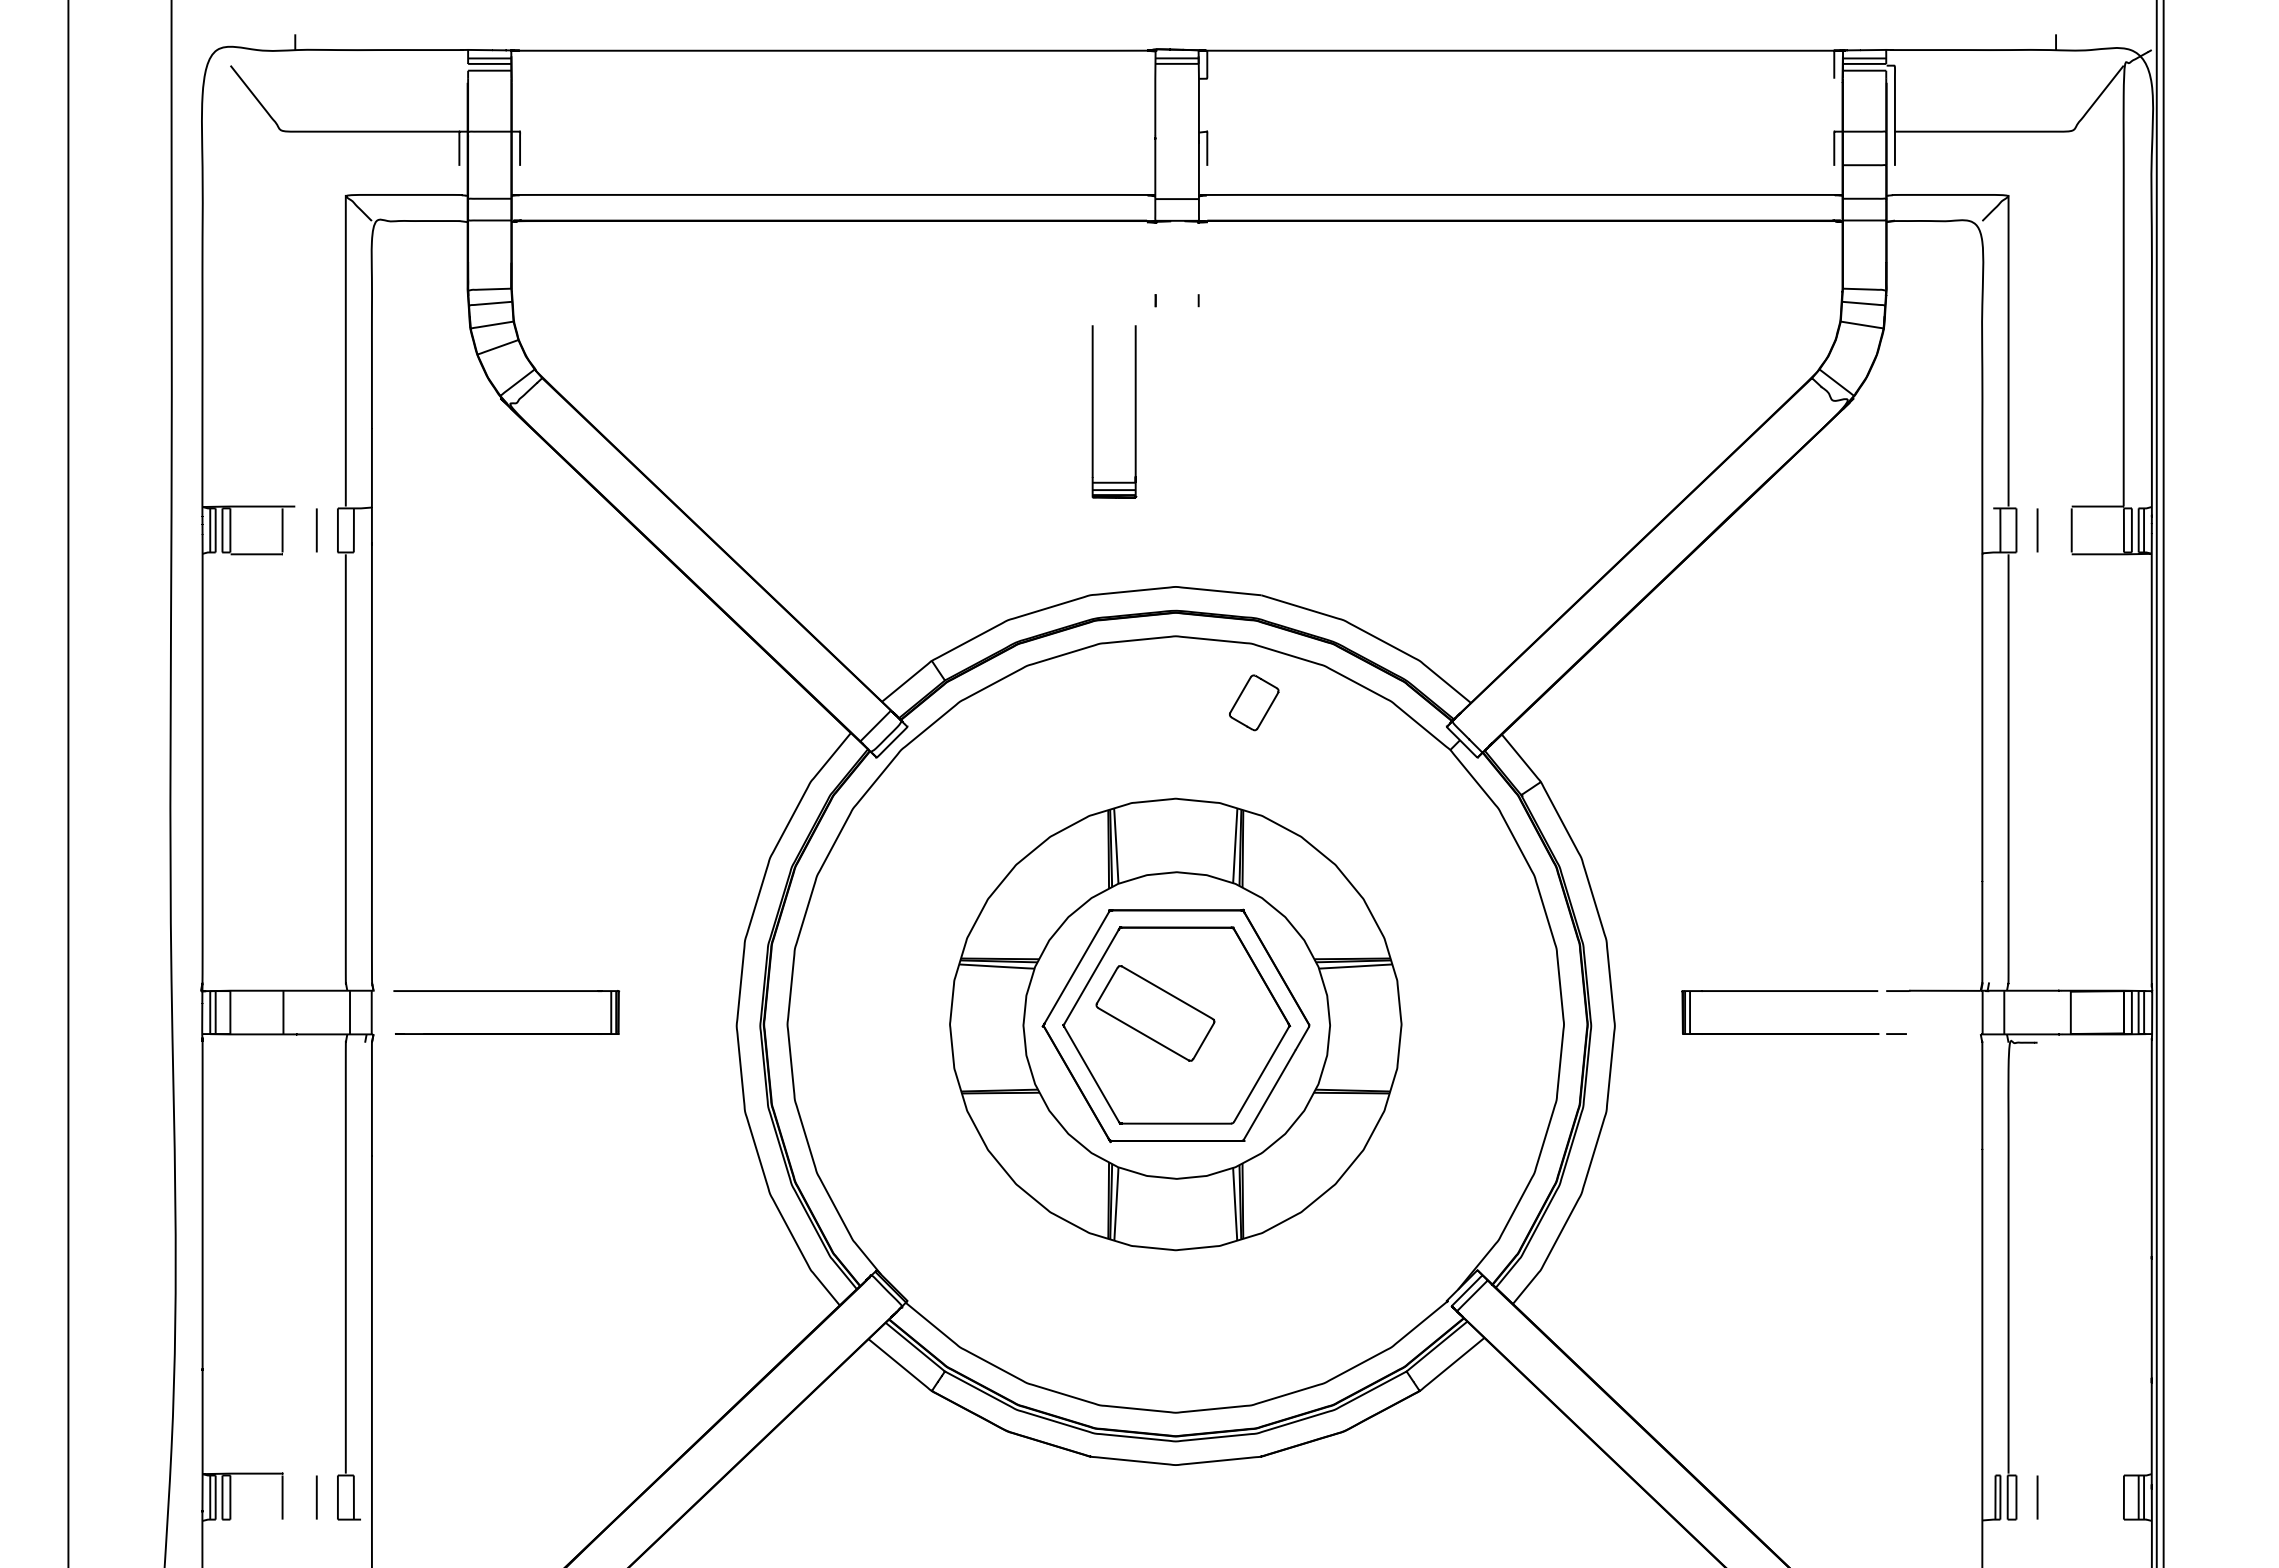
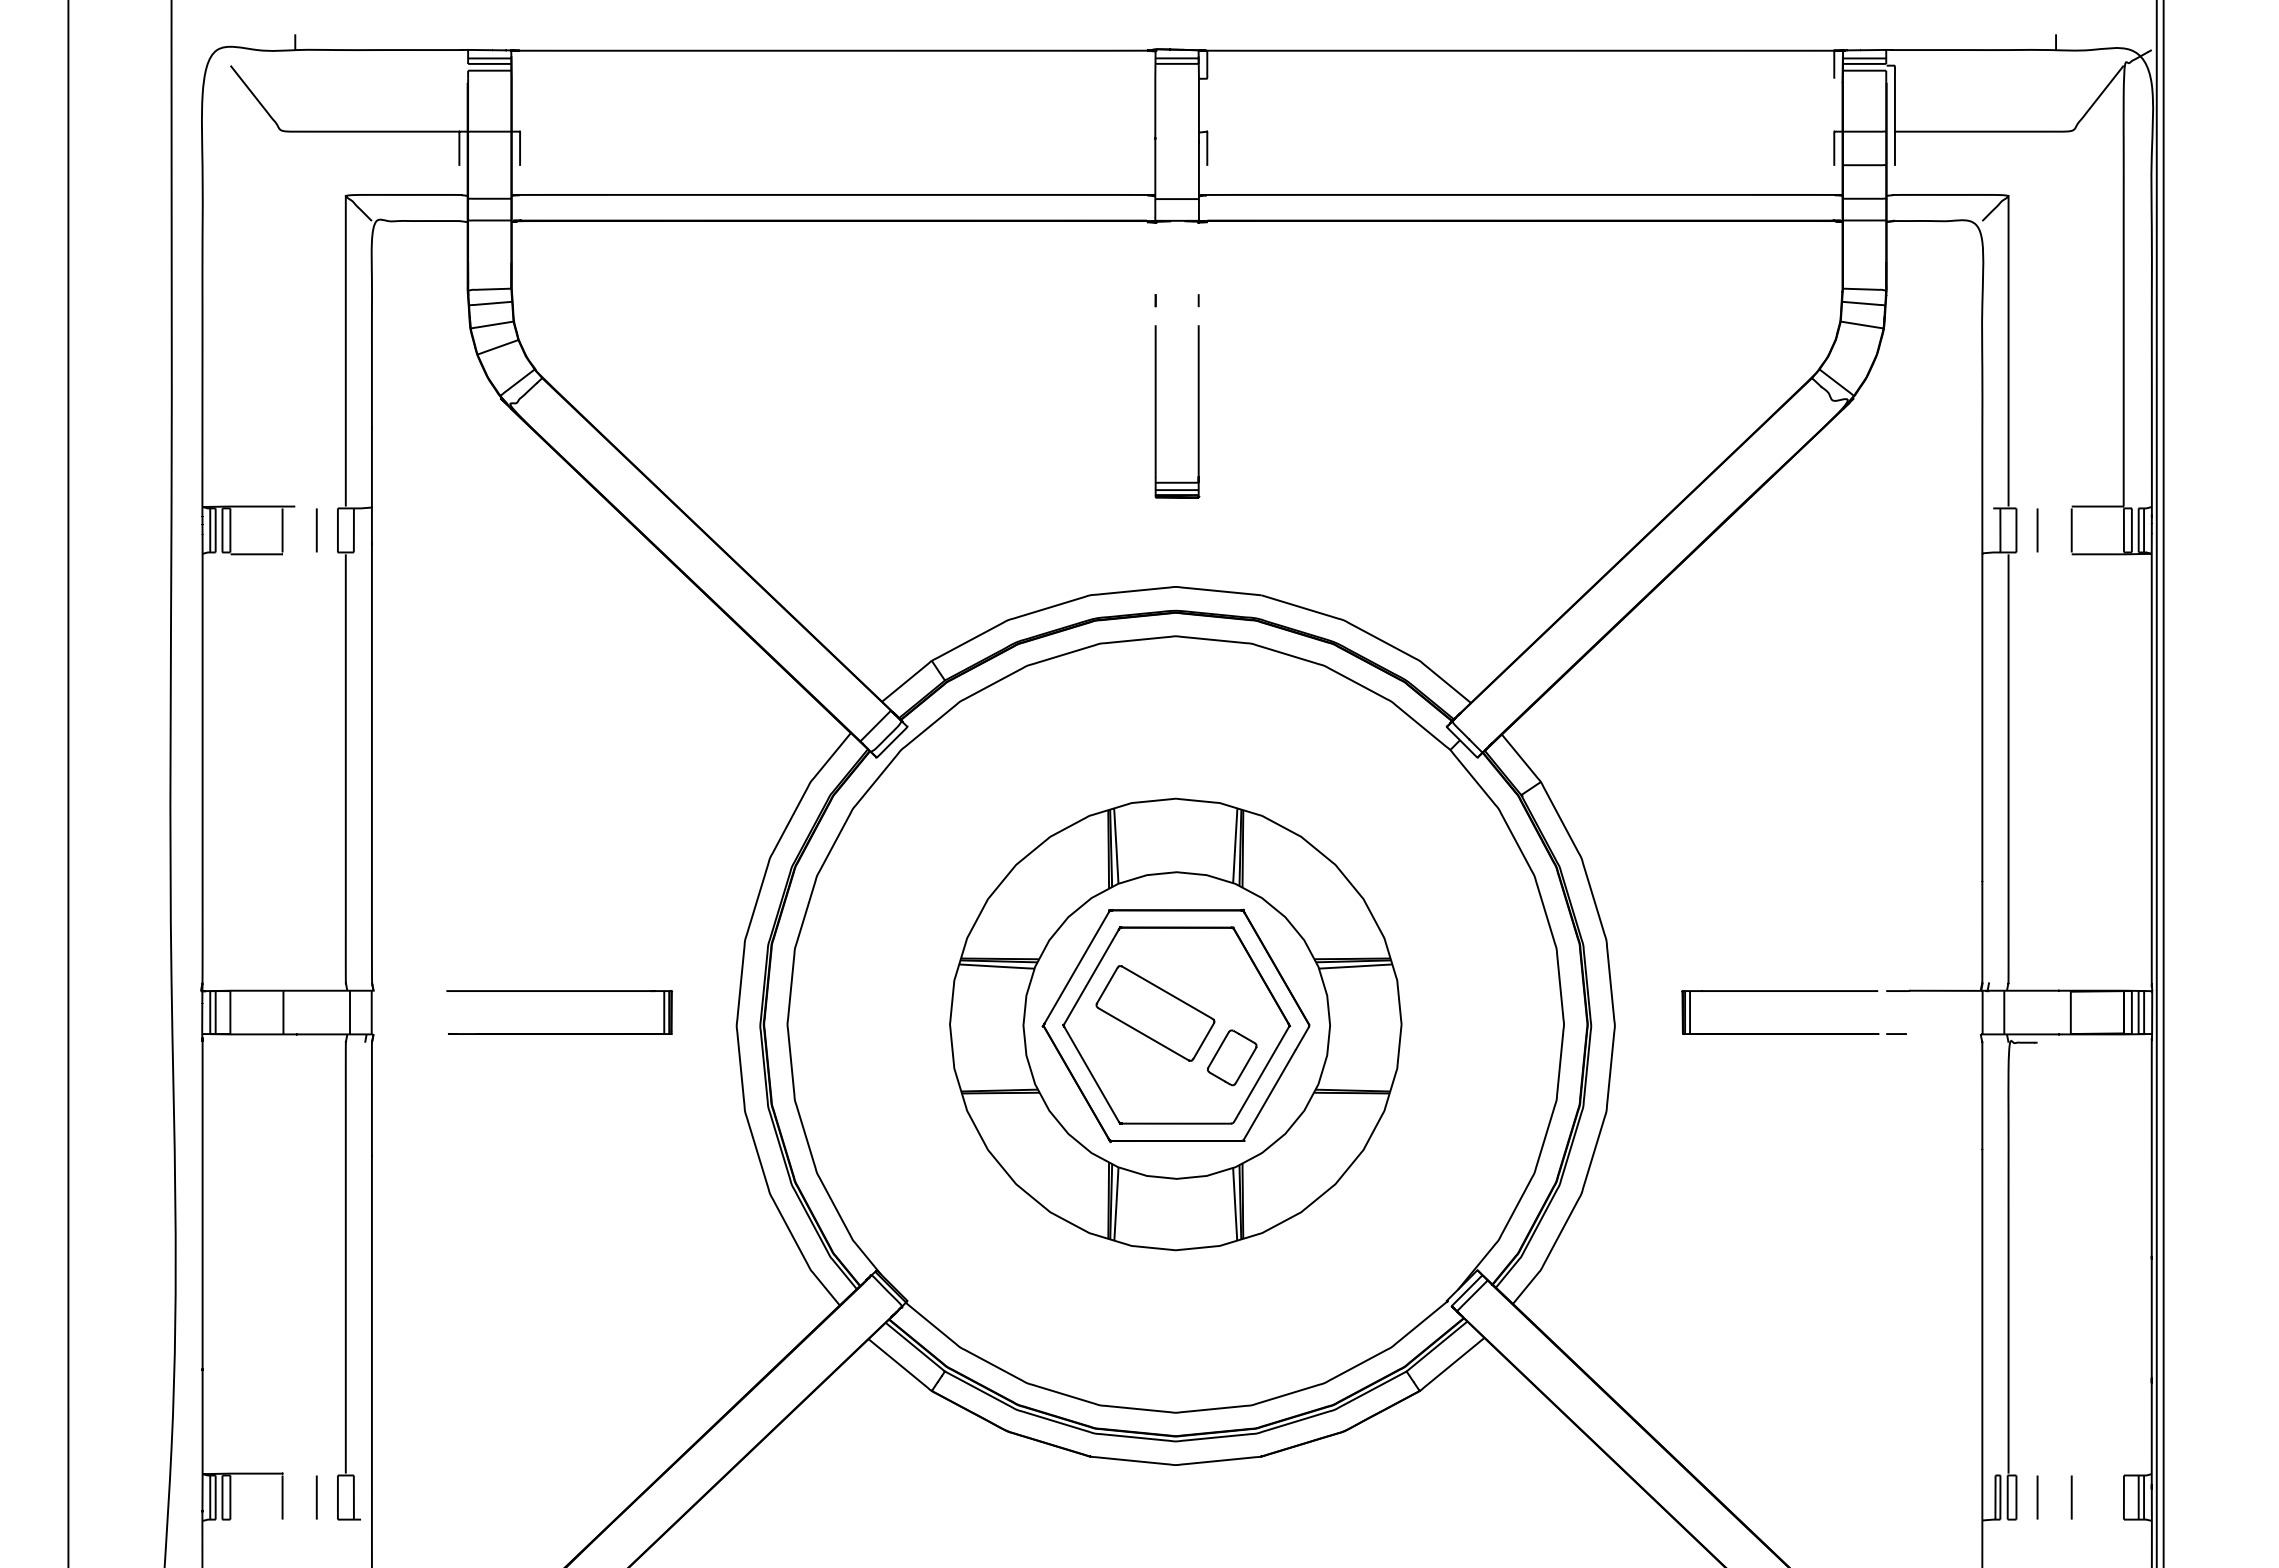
part position: (1134, 411) -> (1197, 411) (1197, 411)
part position: (1254, 702) -> (1232, 1057) (1232, 1057)
part position: (506, 991) -> (559, 991) (559, 991)
line: none -> present (2071, 1497)
